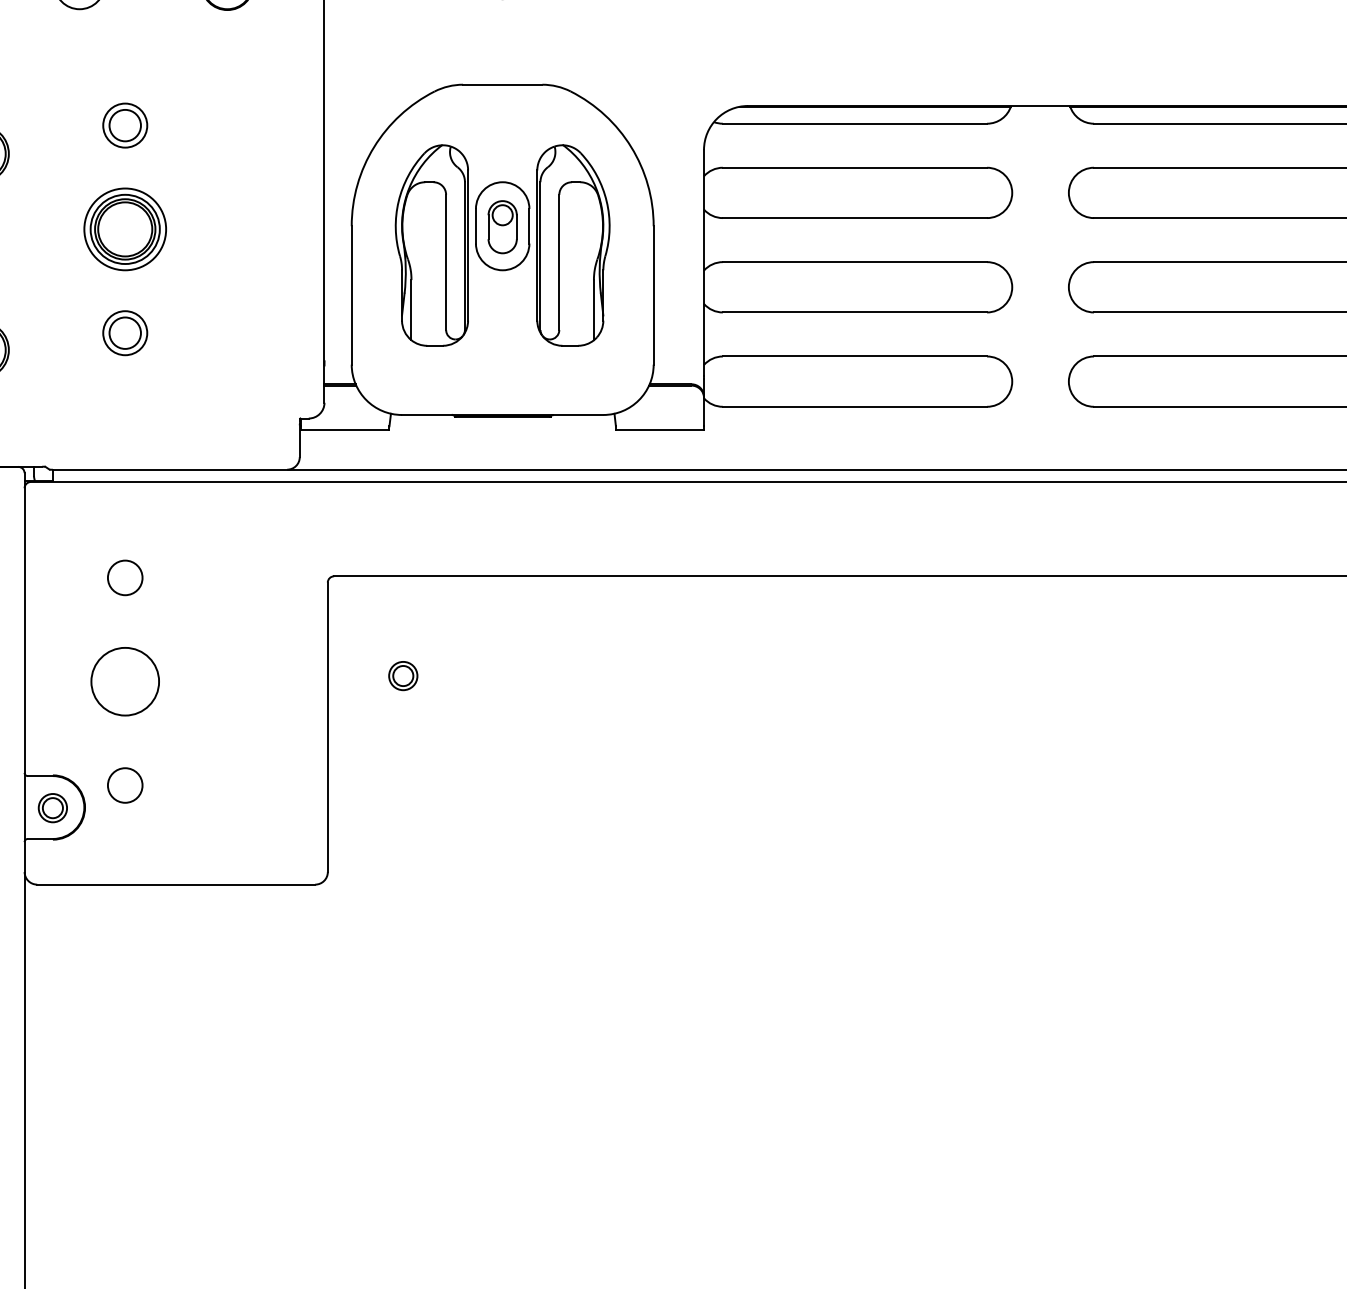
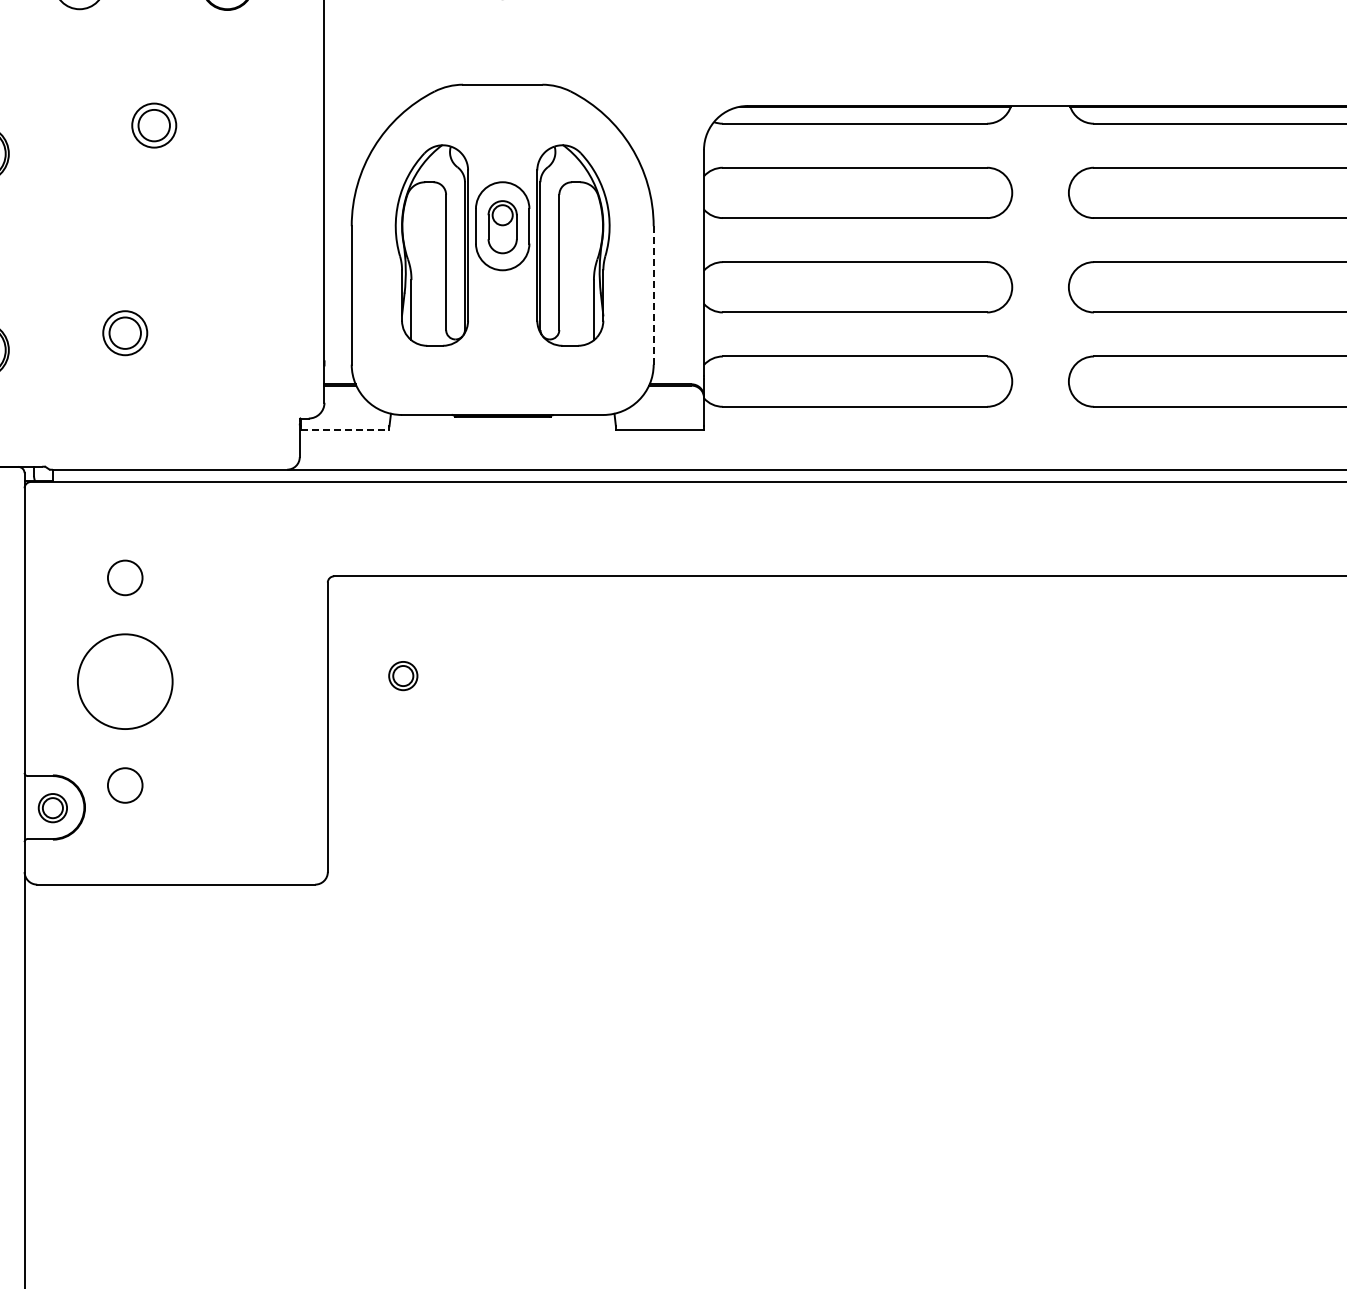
part position: (125, 125) -> (154, 125) (154, 125)
part: present -> none (124, 229)
line: solid -> dashed (653, 295)
line: solid -> dashed (345, 430)
circle diameter: 68 px -> 95 px (124, 681)
